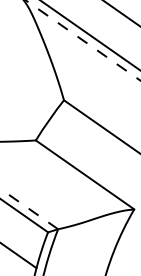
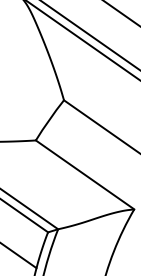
line: dashed -> solid (83, 40)
line: dashed -> solid (28, 208)
